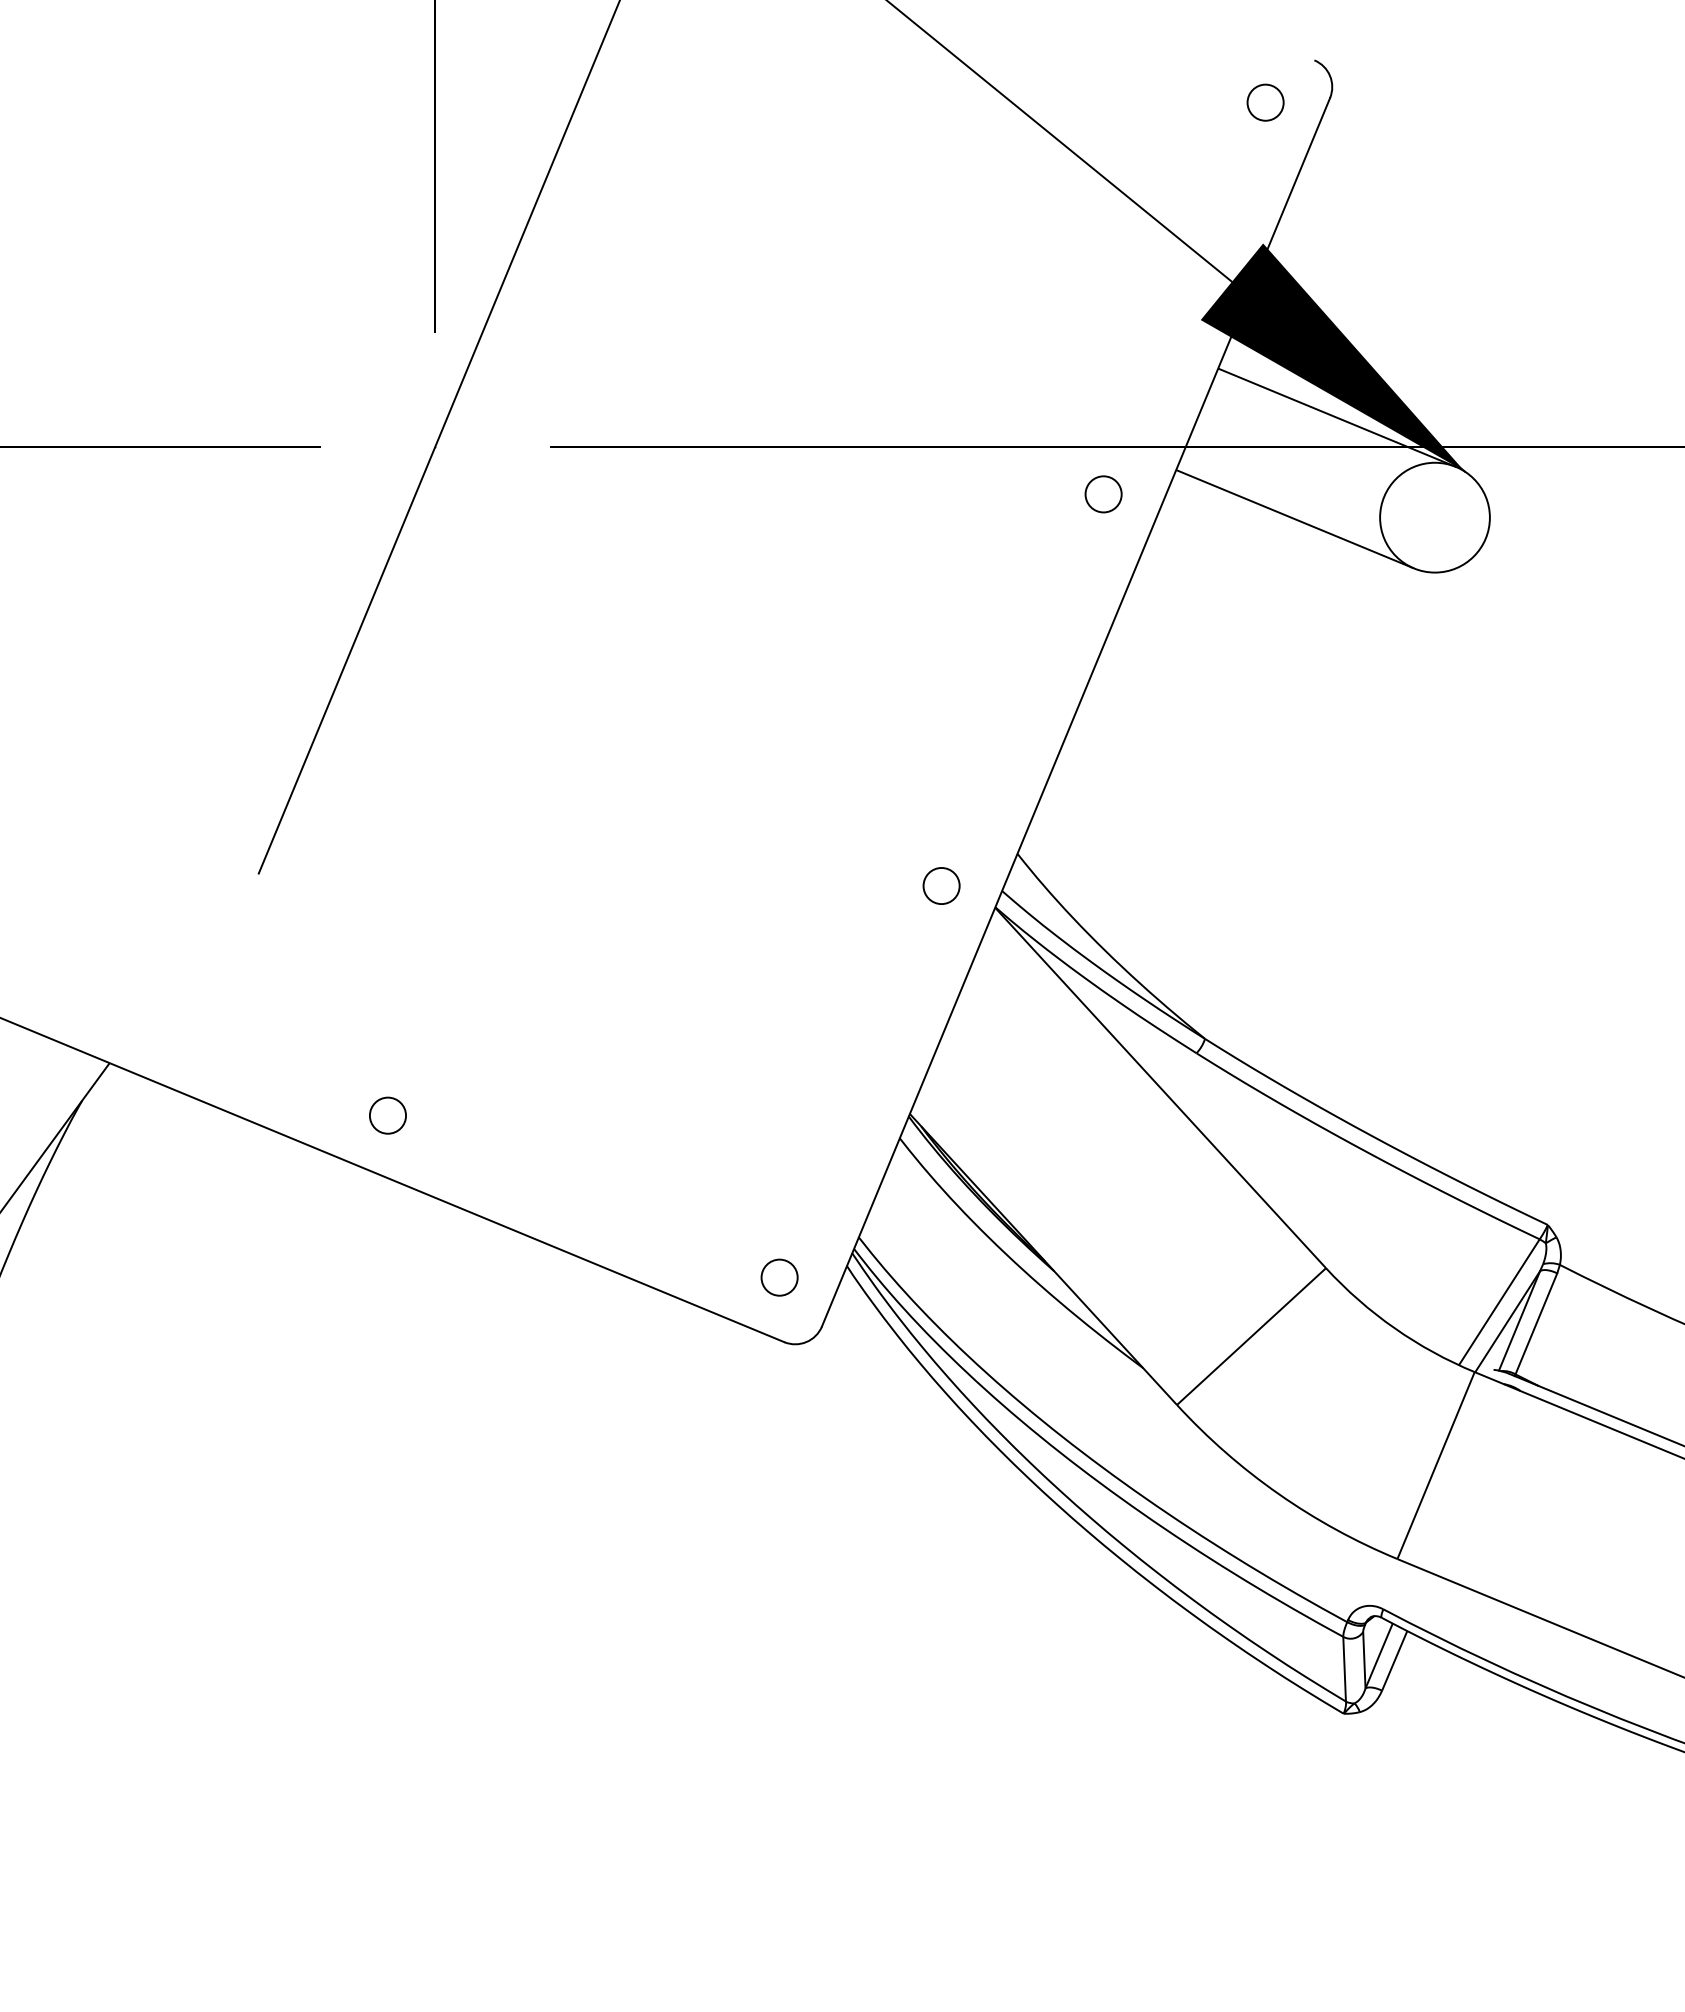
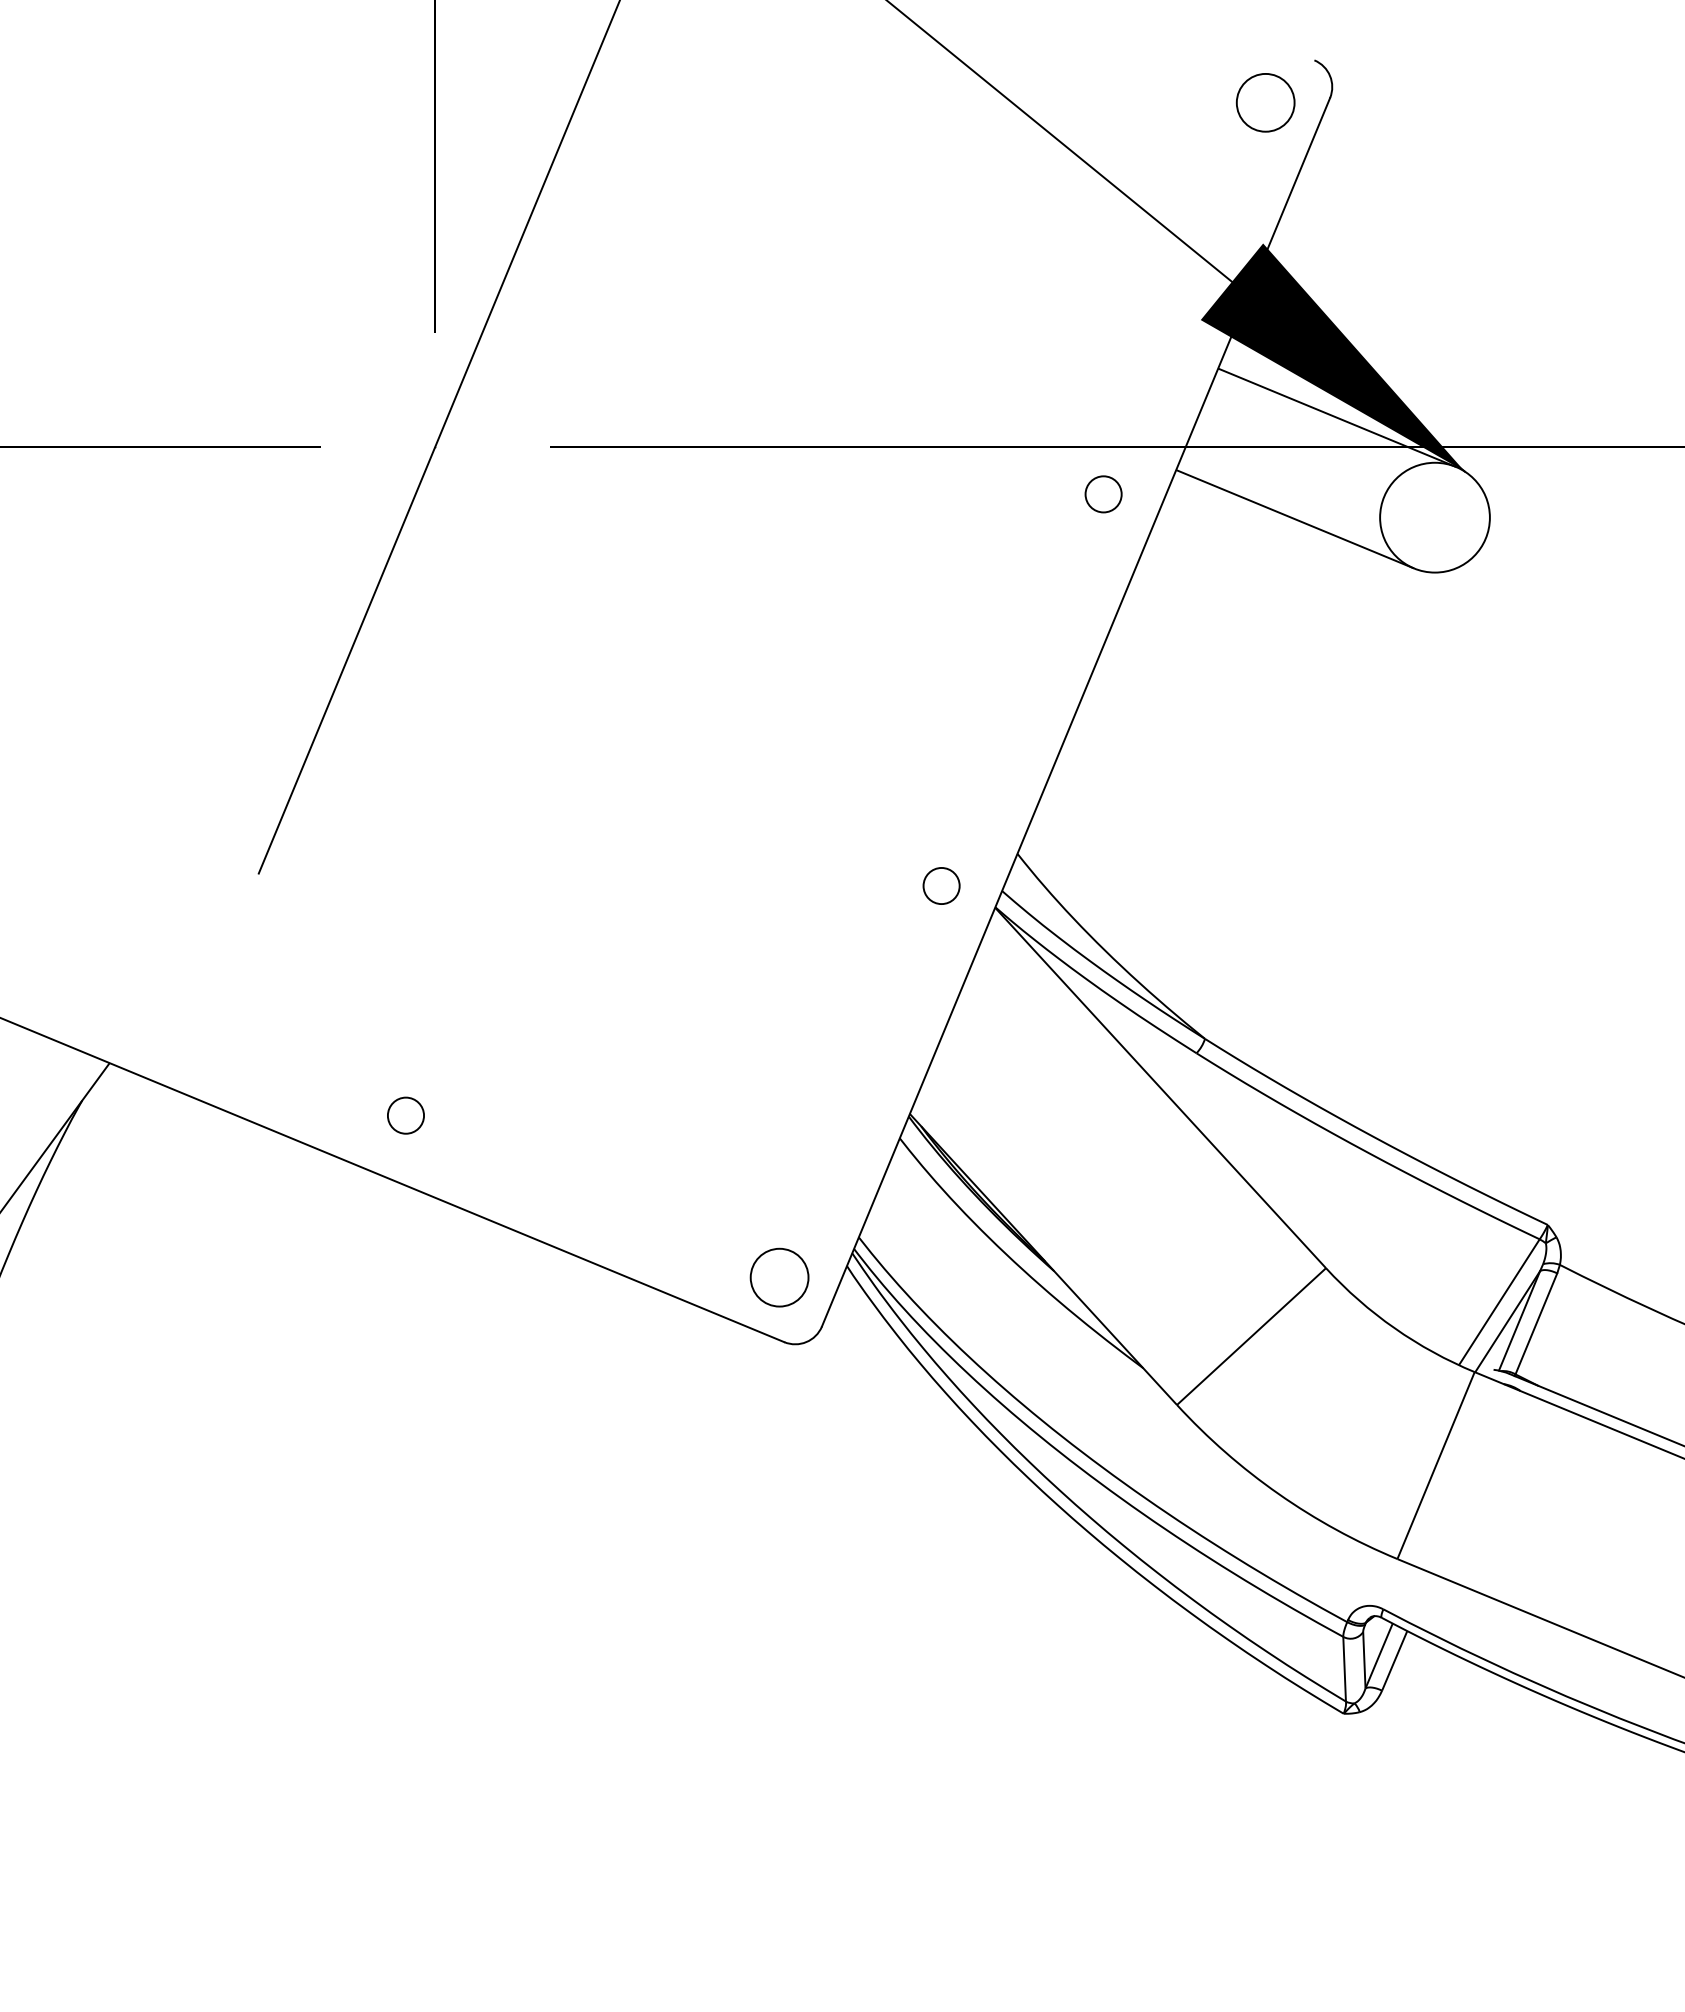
circle size: 39x39 px -> 61x60 px (1265, 102)
circle position: (387, 1115) -> (405, 1115) (405, 1115)
circle diameter: 36 px -> 58 px (779, 1277)
